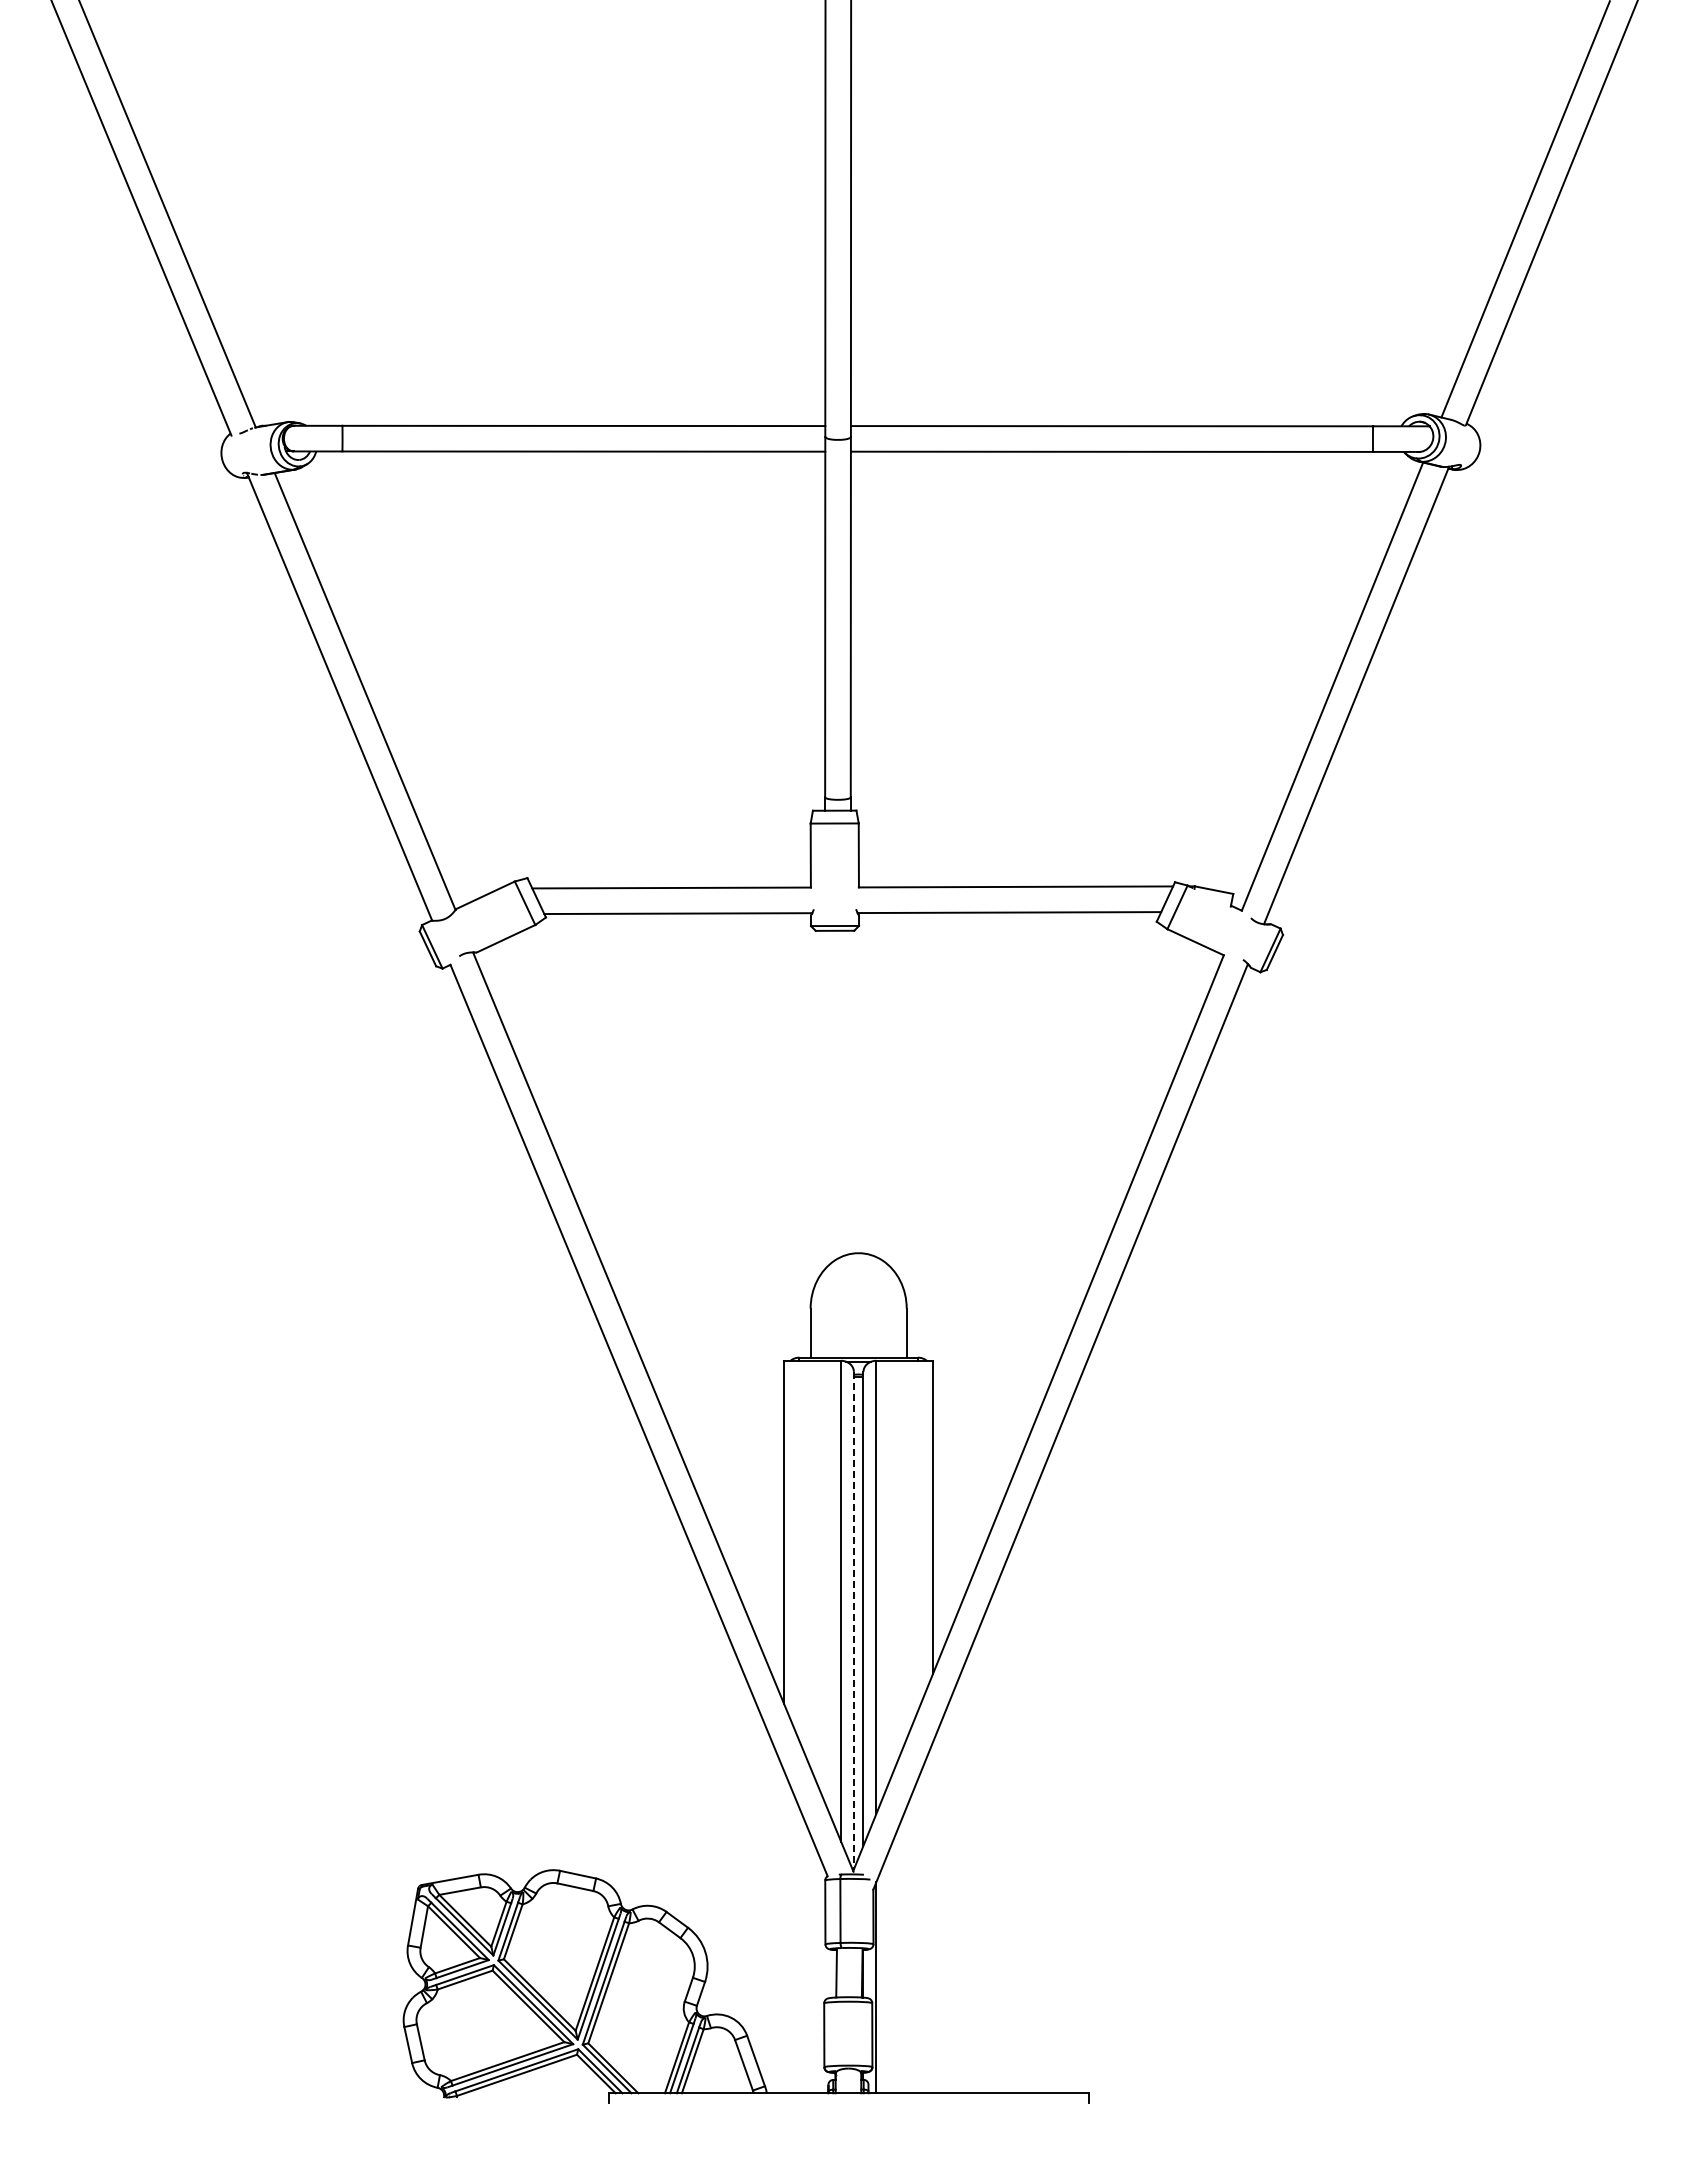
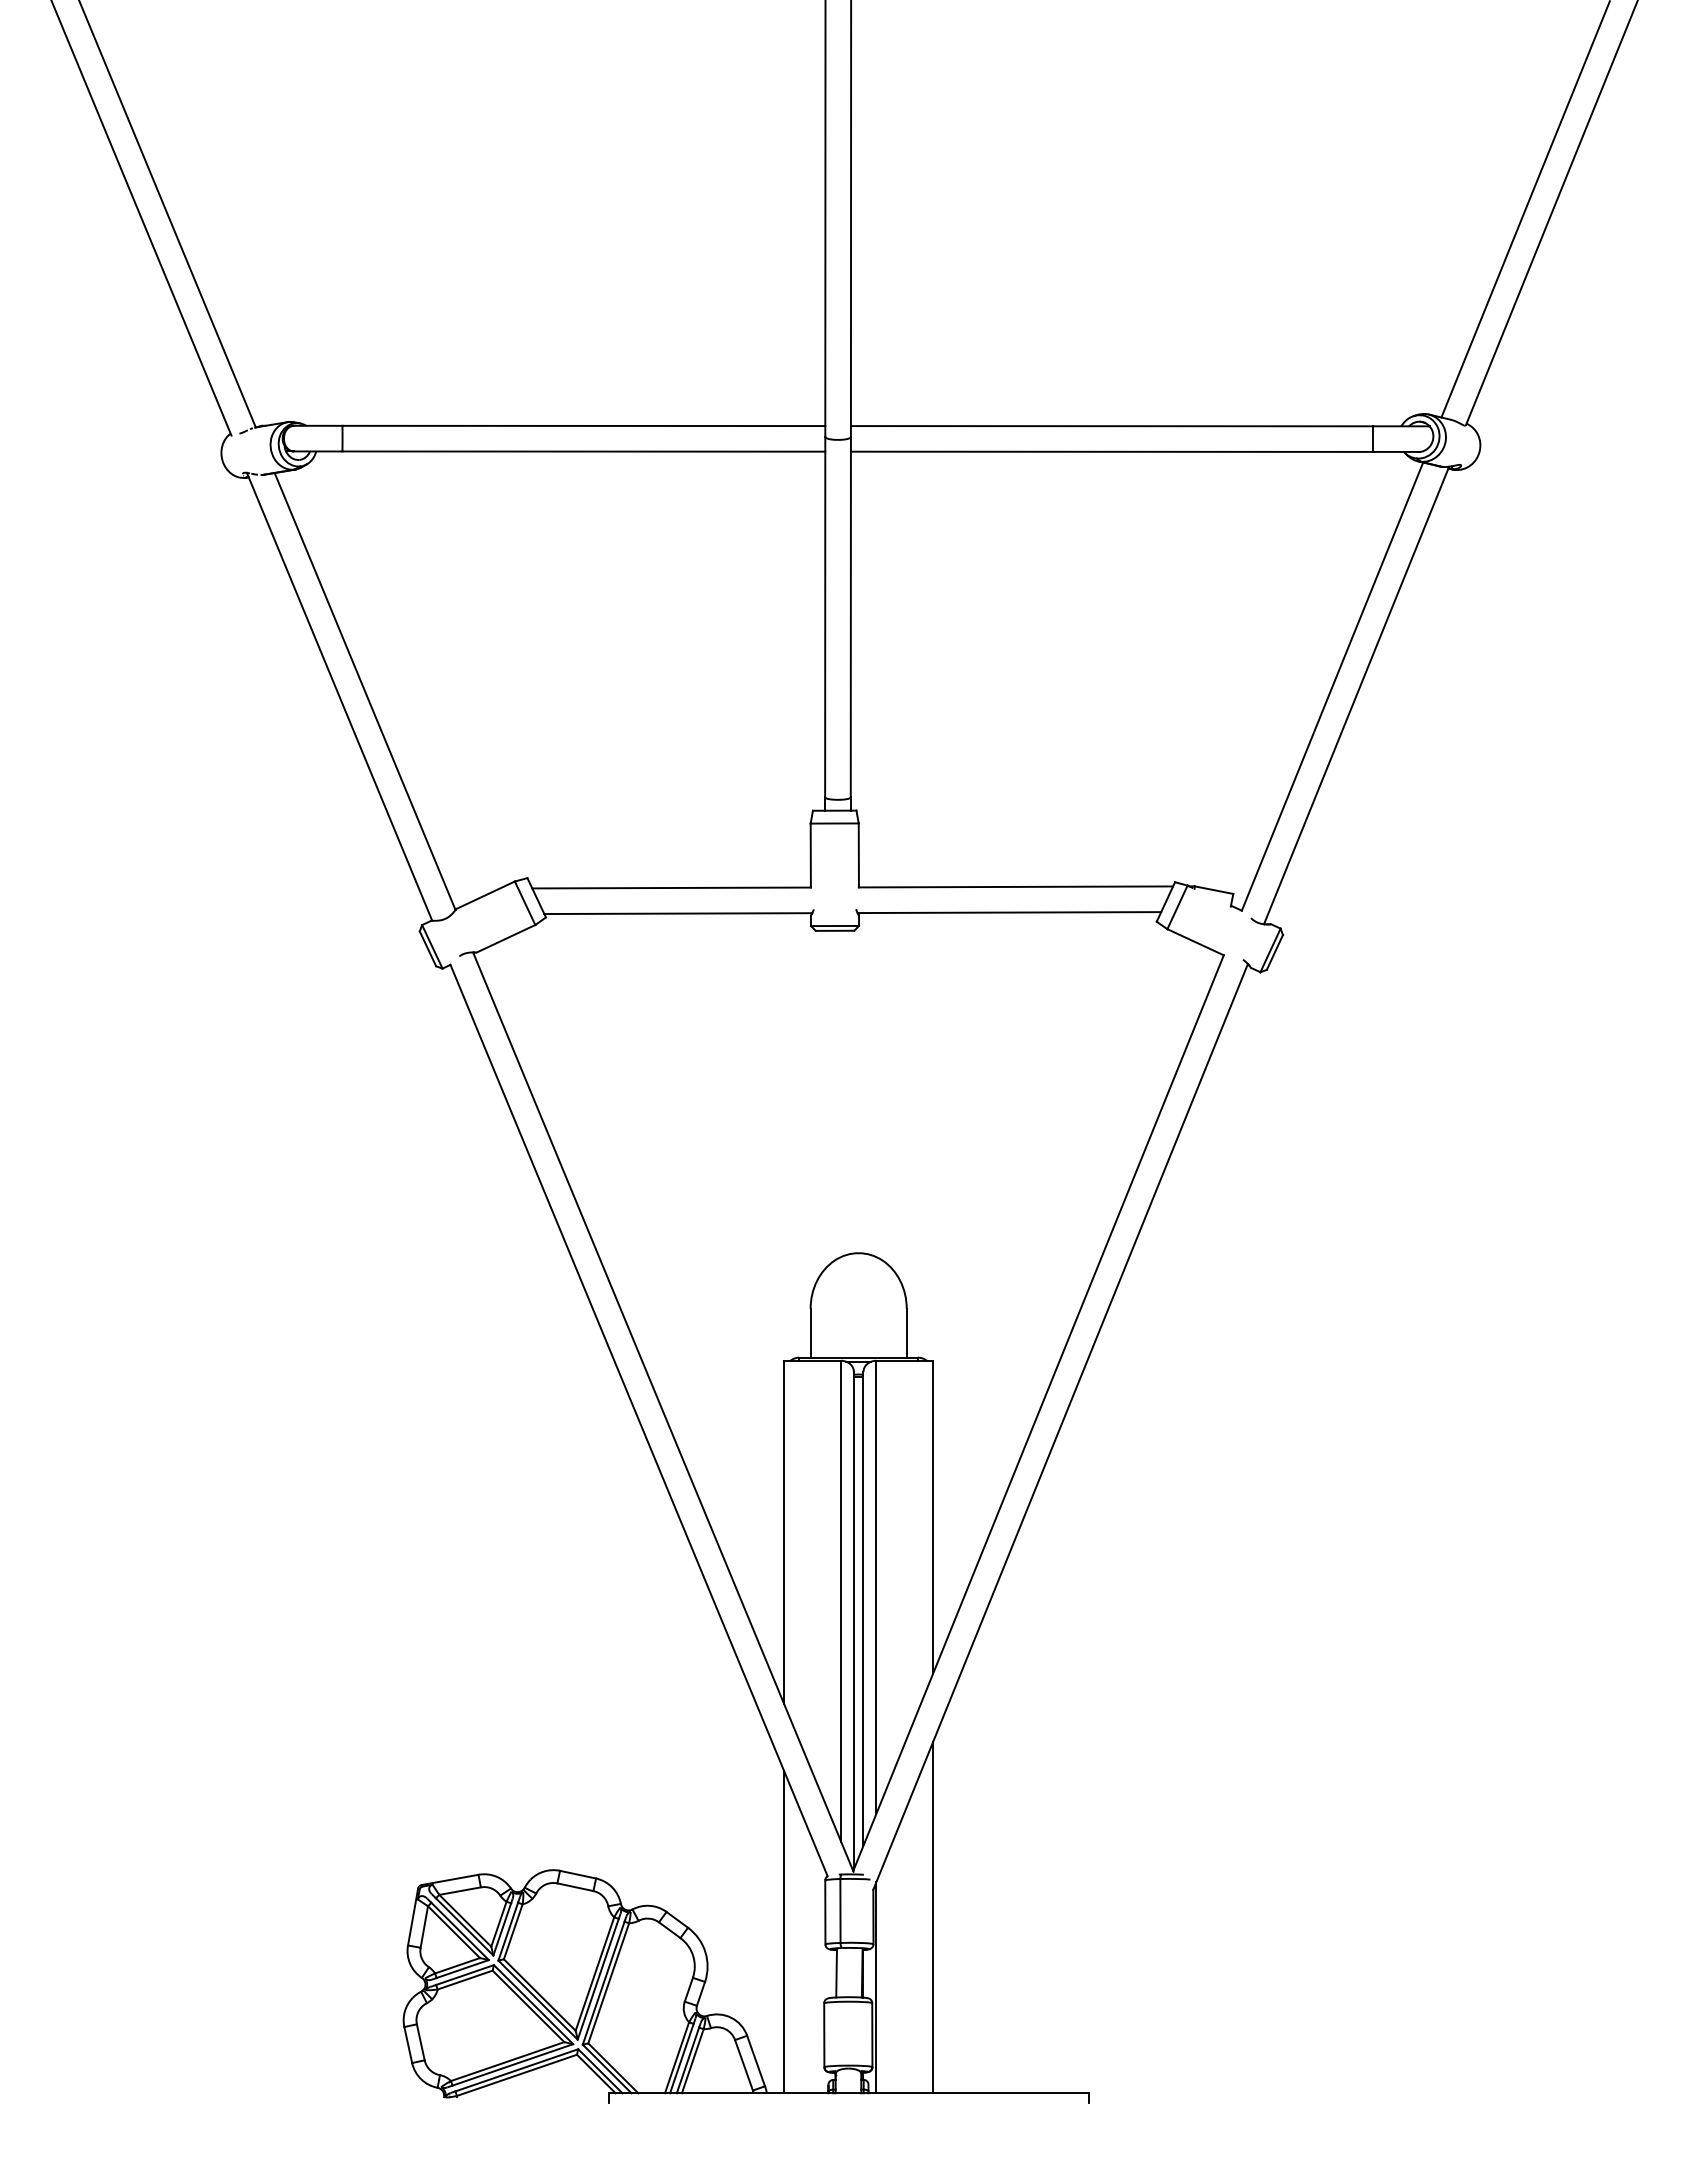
line: dashed -> solid (853, 1620)
line: none -> present (933, 1917)
line: none -> present (784, 1932)
